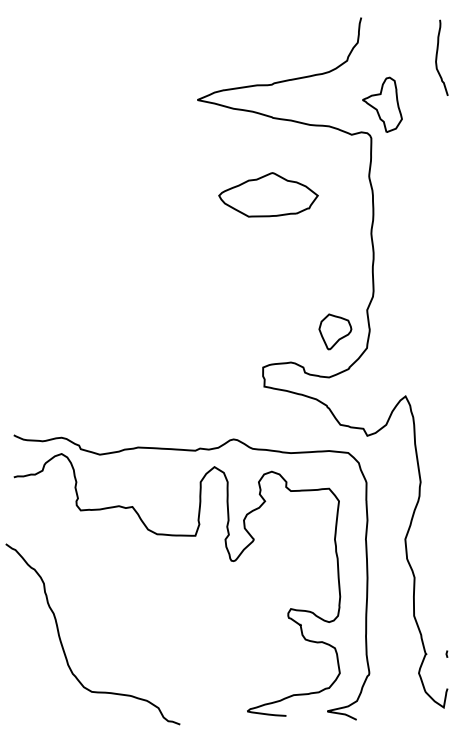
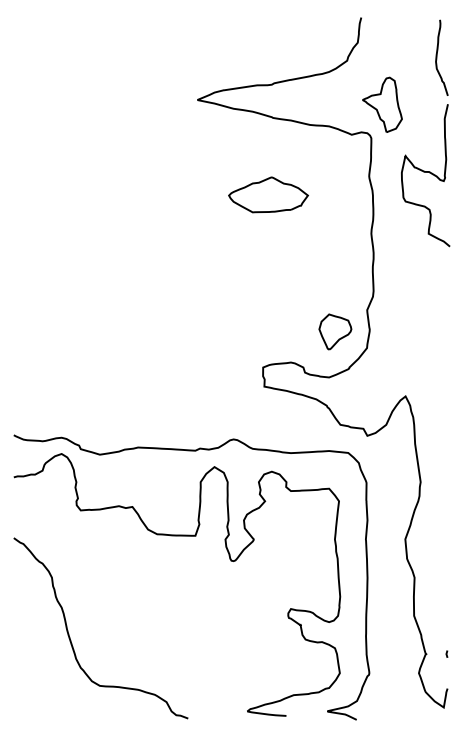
curve: none -> present (425, 172)
part size: 101x46 px -> 81x38 px (268, 194)
curve position: (62, 643) -> (70, 637) (70, 637)
